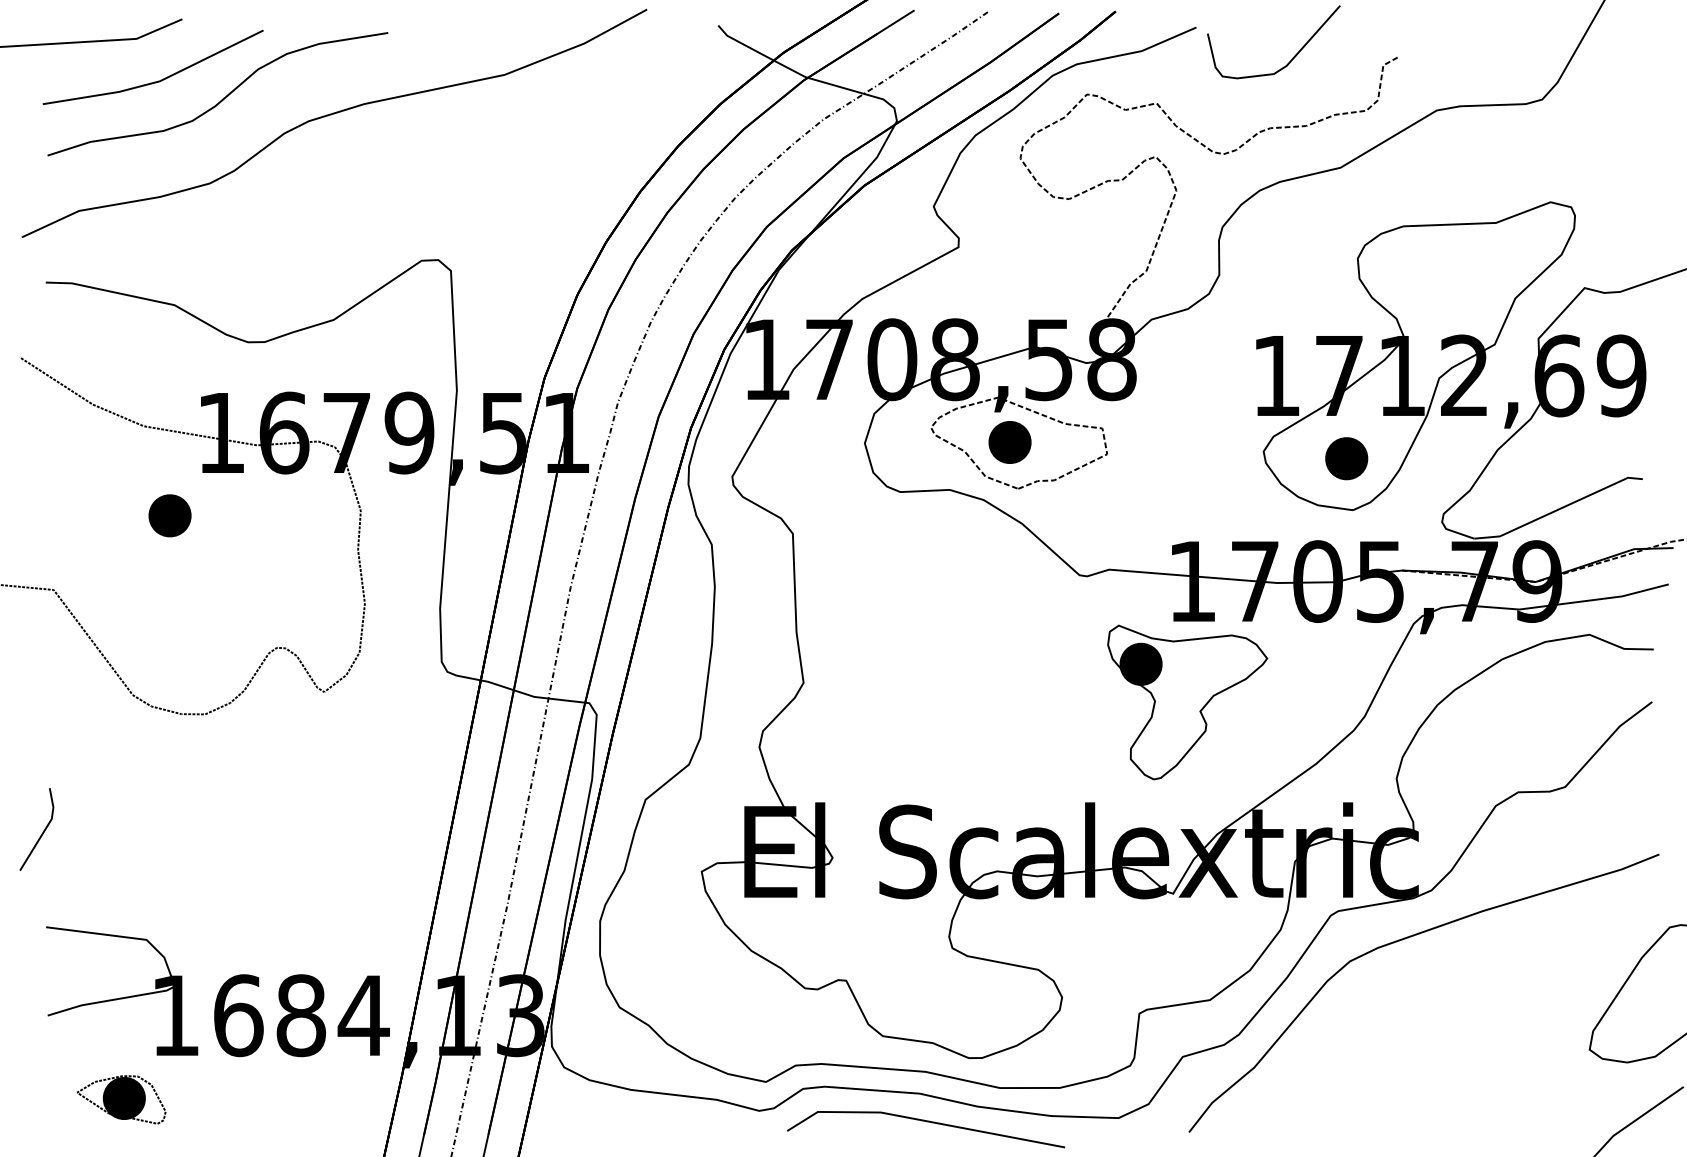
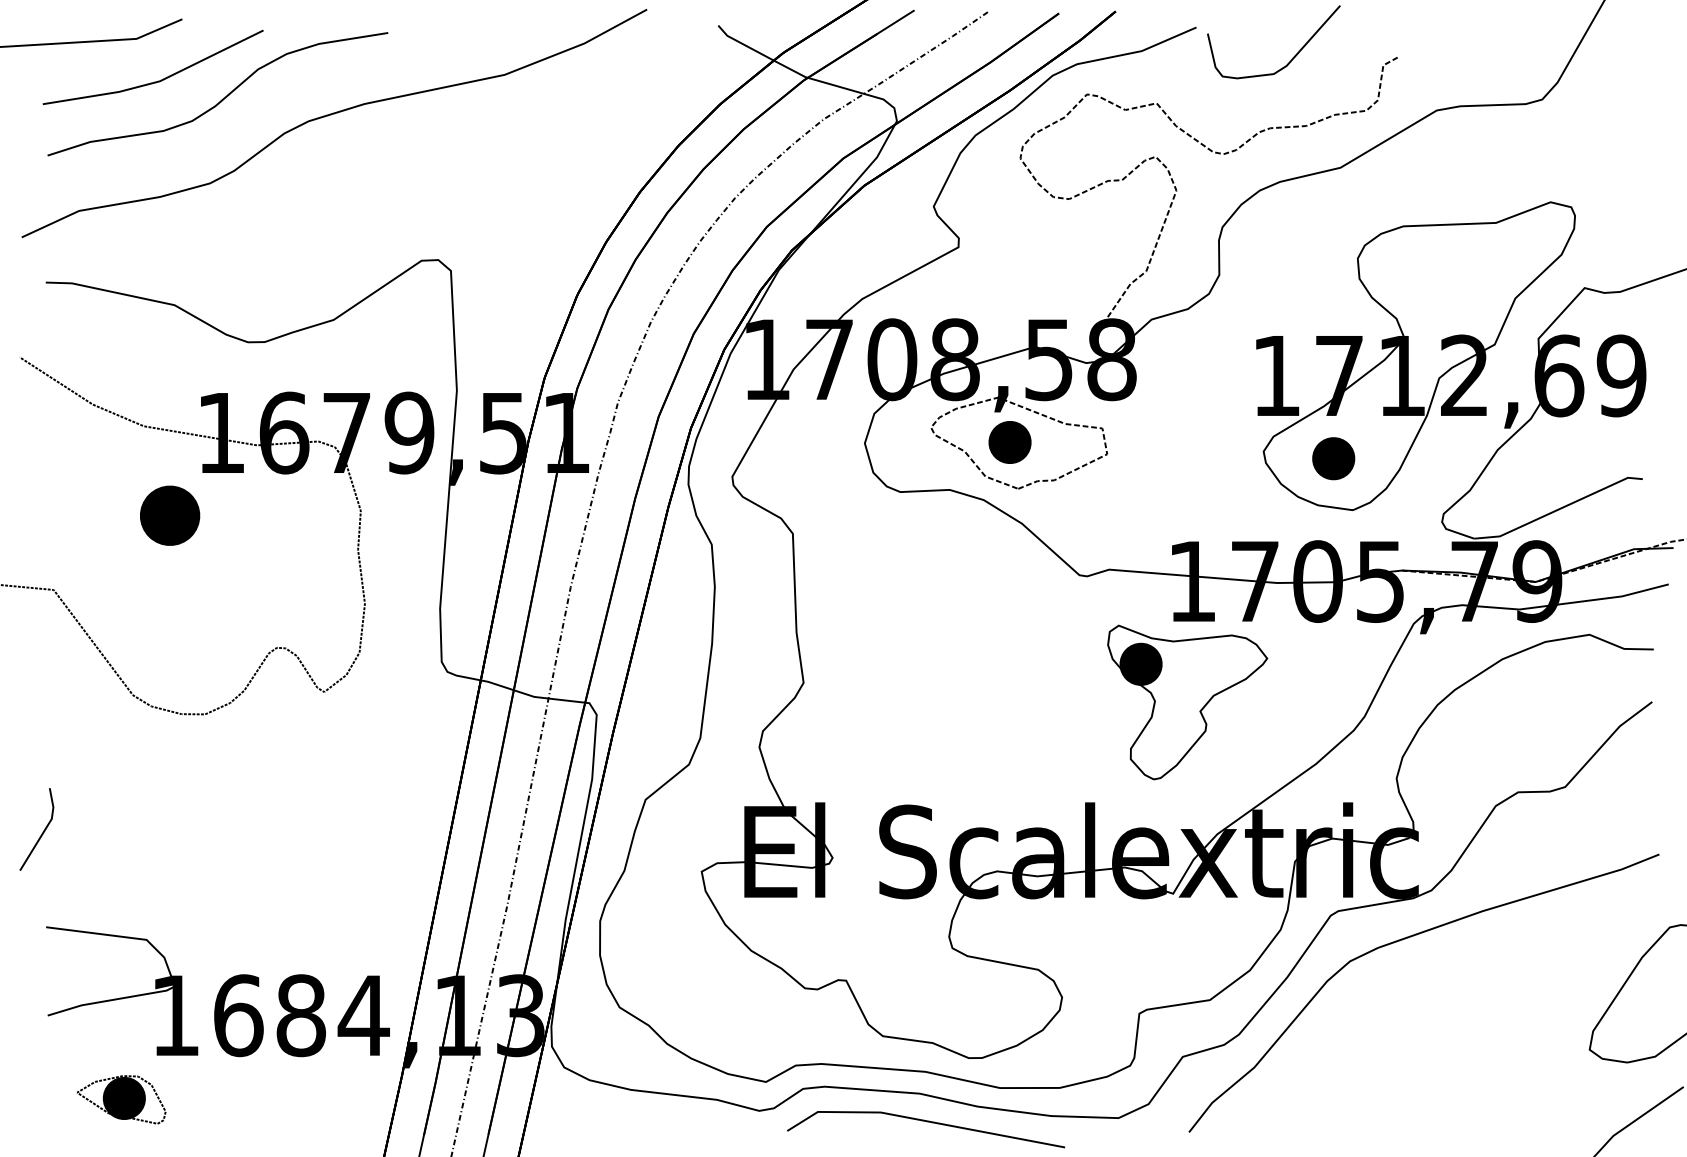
part position: (1346, 458) -> (1333, 458) (1333, 458)
part size: 44x44 px -> 61x61 px (170, 515)
